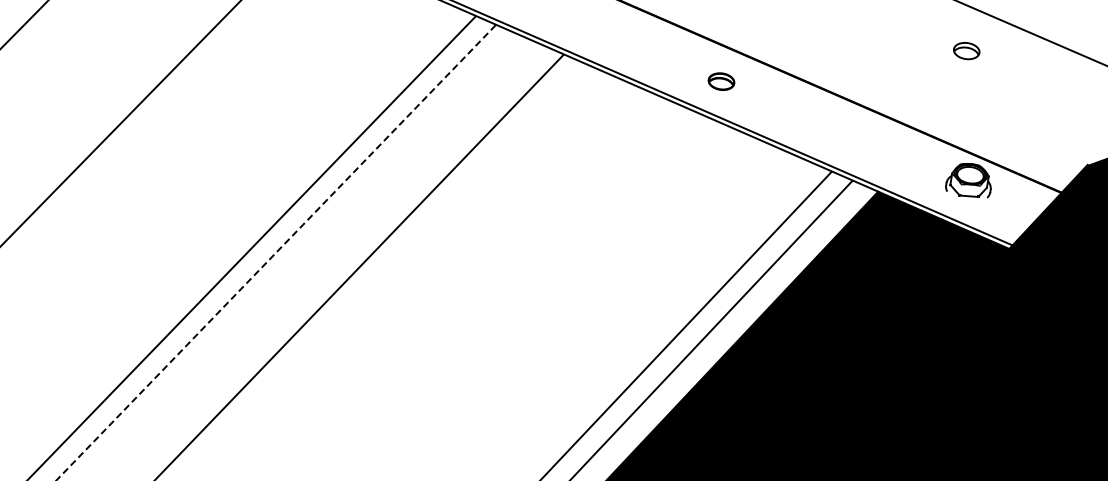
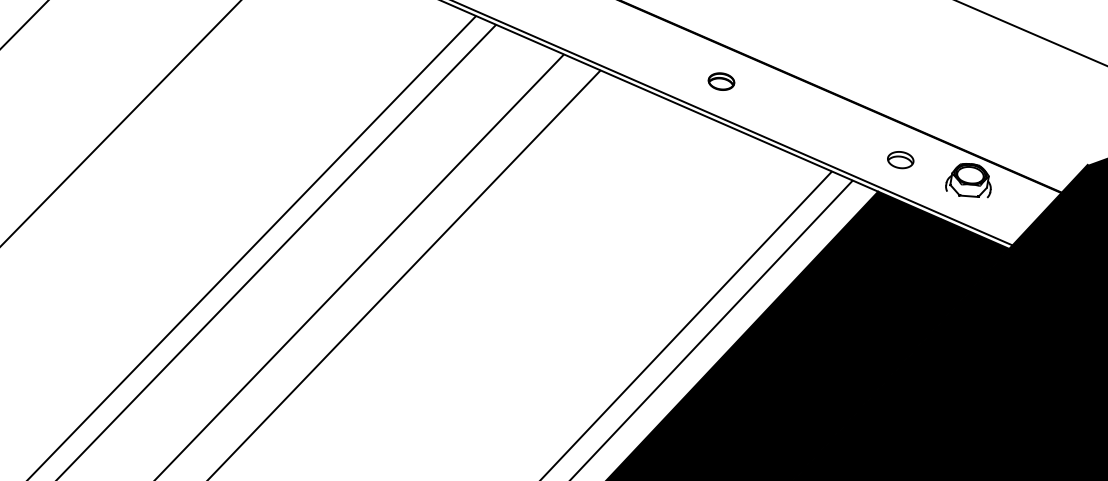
part position: (966, 51) -> (900, 160) (900, 160)
line: dashed -> solid (275, 253)
line: none -> present (405, 273)
